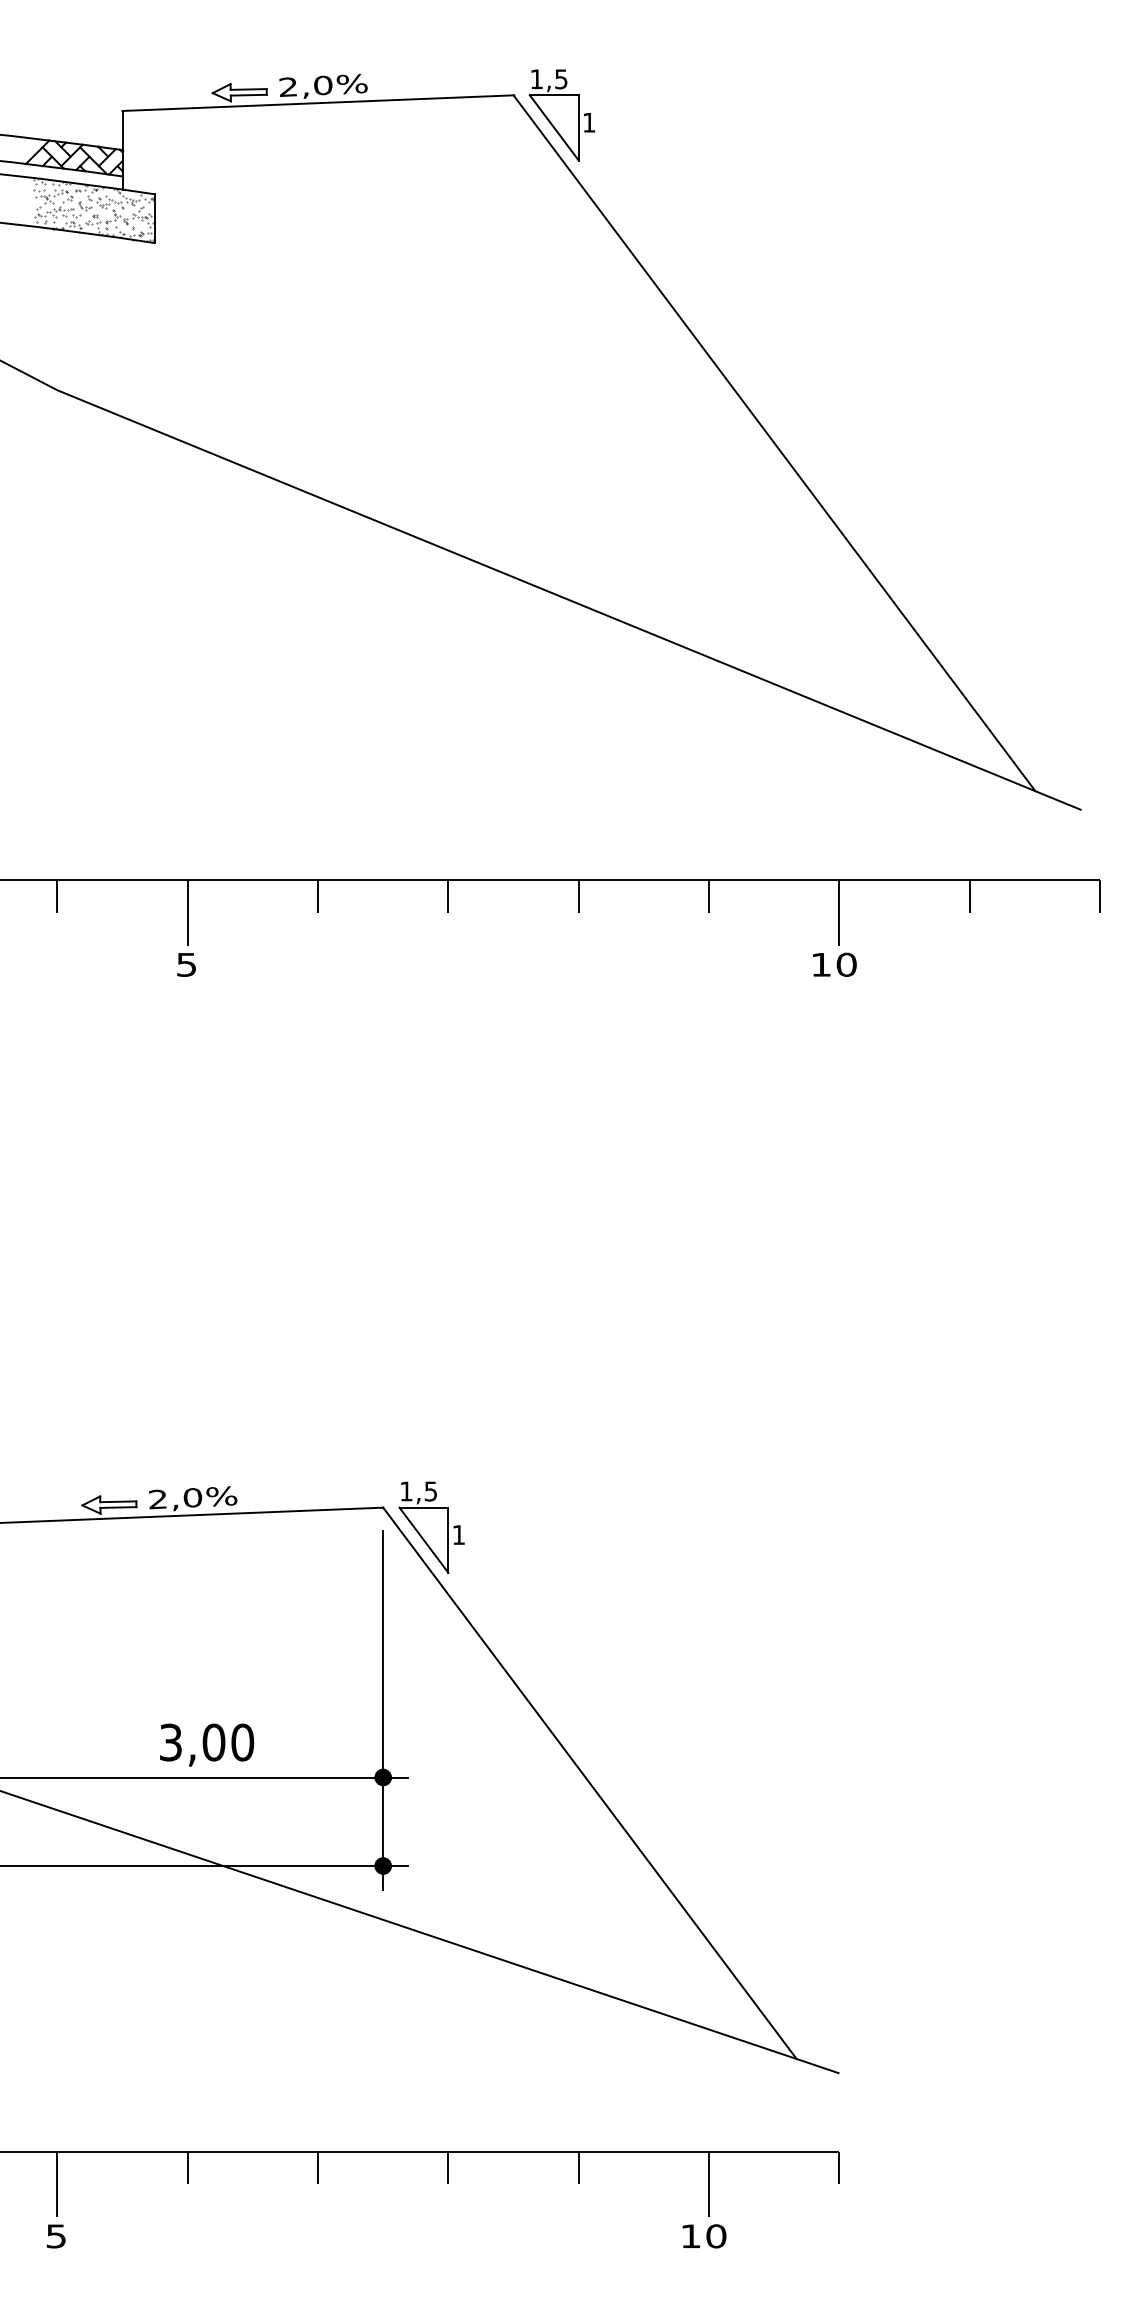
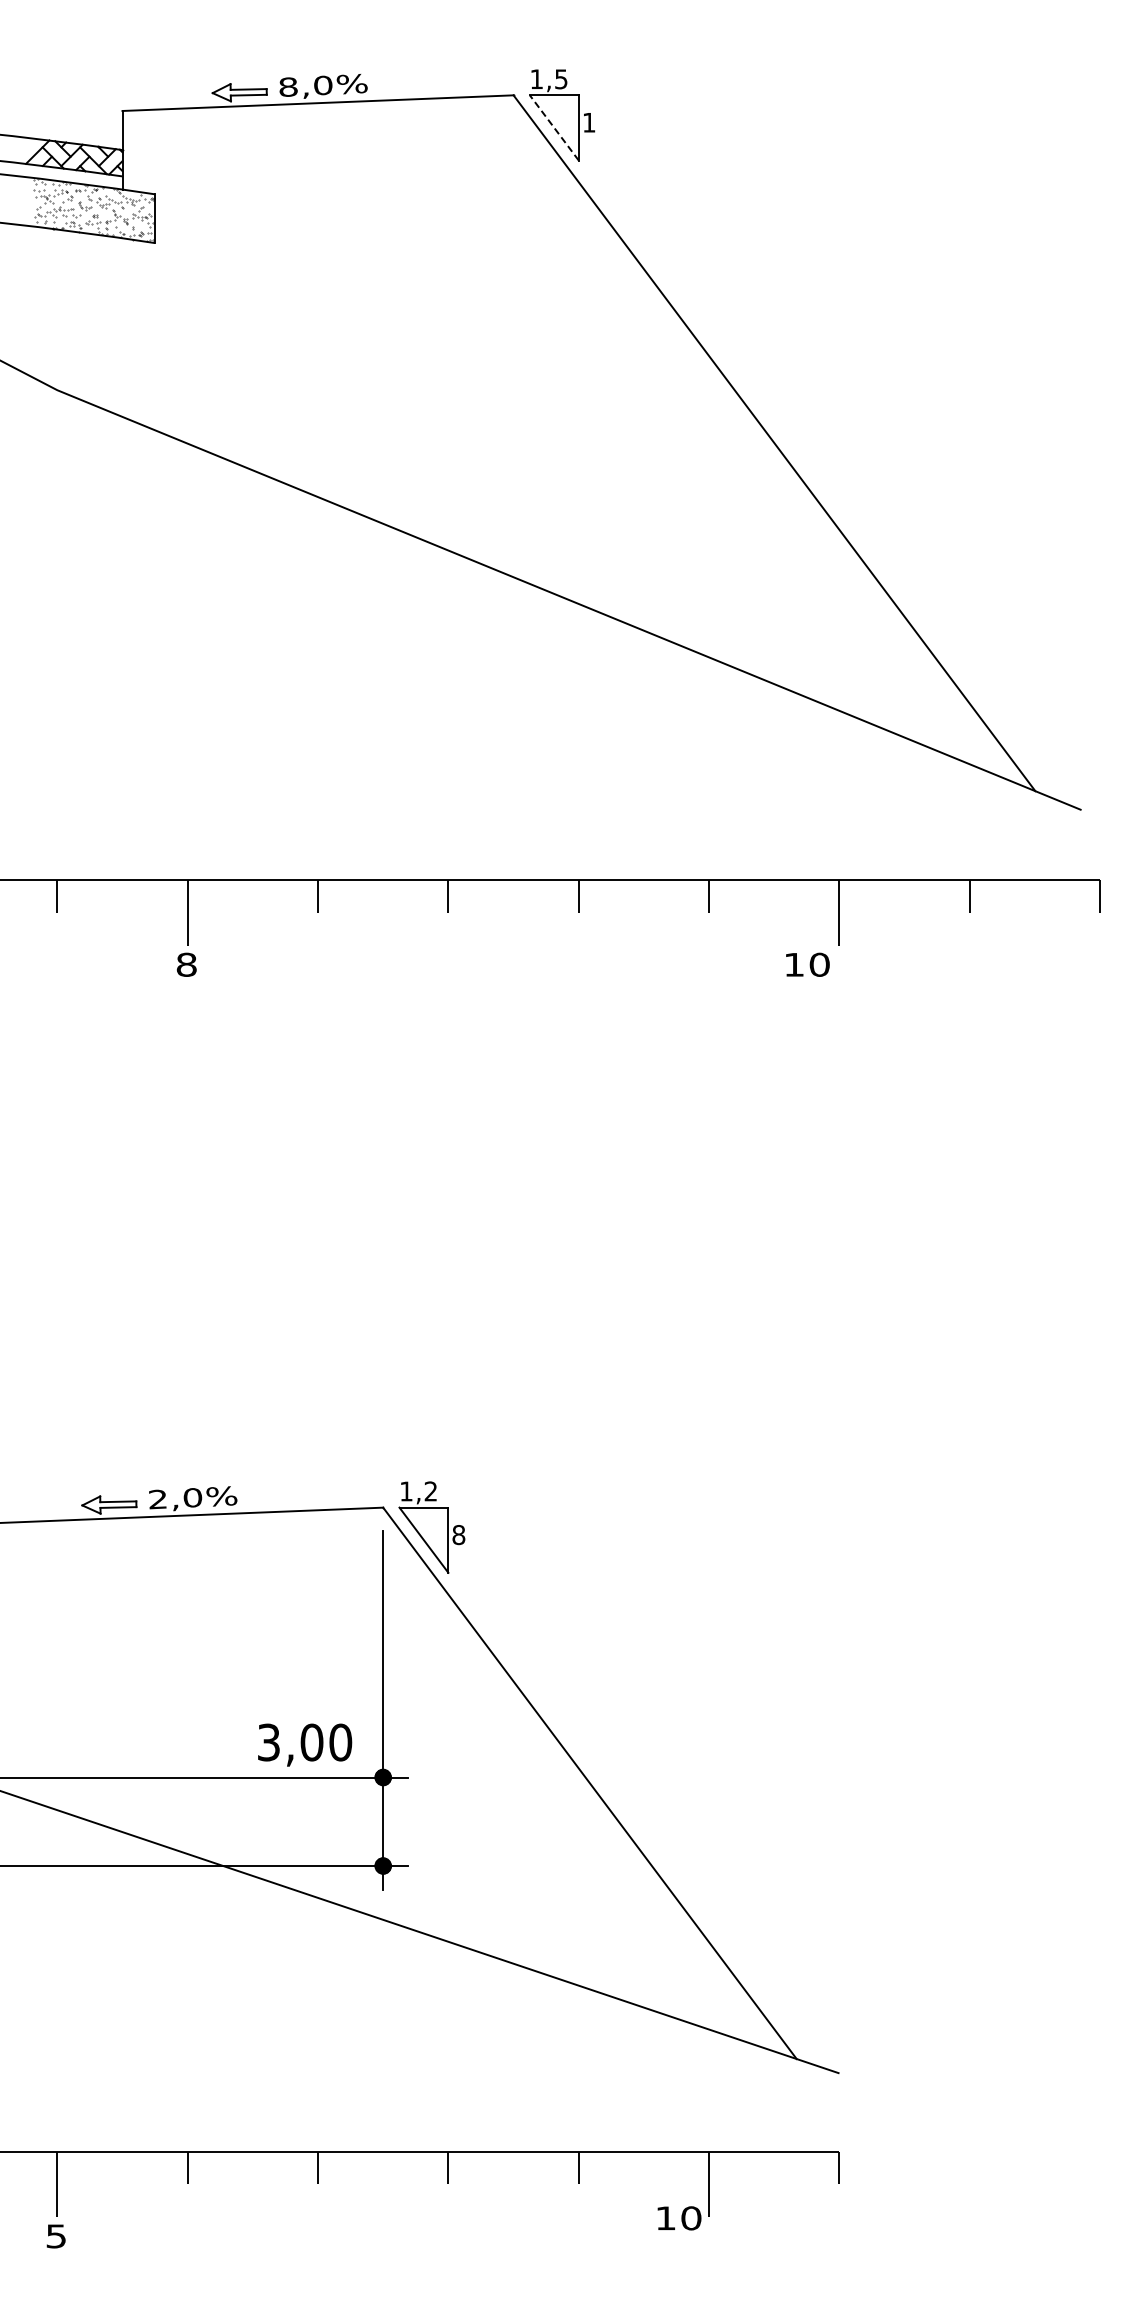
text: 2,0% -> 8,0% (288, 86)
line: solid -> dashed (554, 127)
text: 5 -> 8 (186, 964)
text position: (834, 964) -> (807, 964) (807, 964)
text: 1,5 -> 1,2 (430, 1491)
text: 1 -> 8 (458, 1535)
text position: (207, 1744) -> (305, 1744) (305, 1744)
text position: (704, 2236) -> (679, 2218) (679, 2218)
